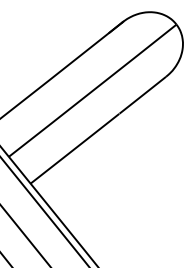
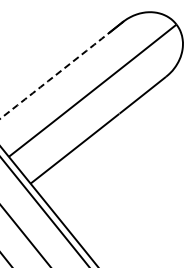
arc: solid -> dashed (55, 75)
